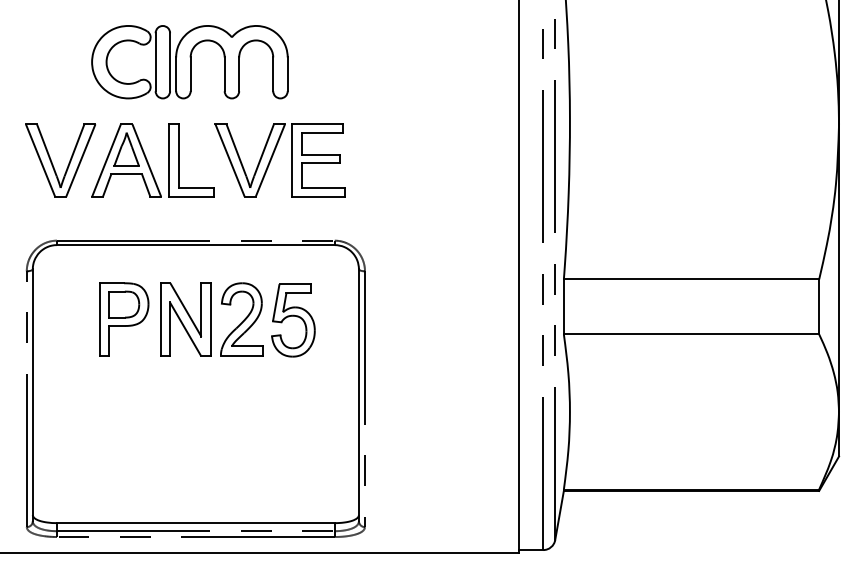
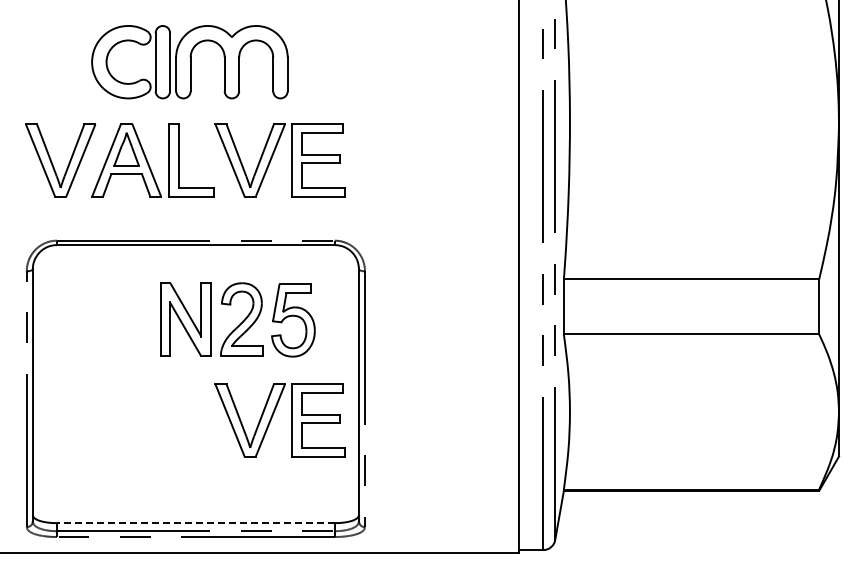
part: present -> none (124, 319)
part: none -> present (272, 418)
line: solid -> dashed (195, 523)
